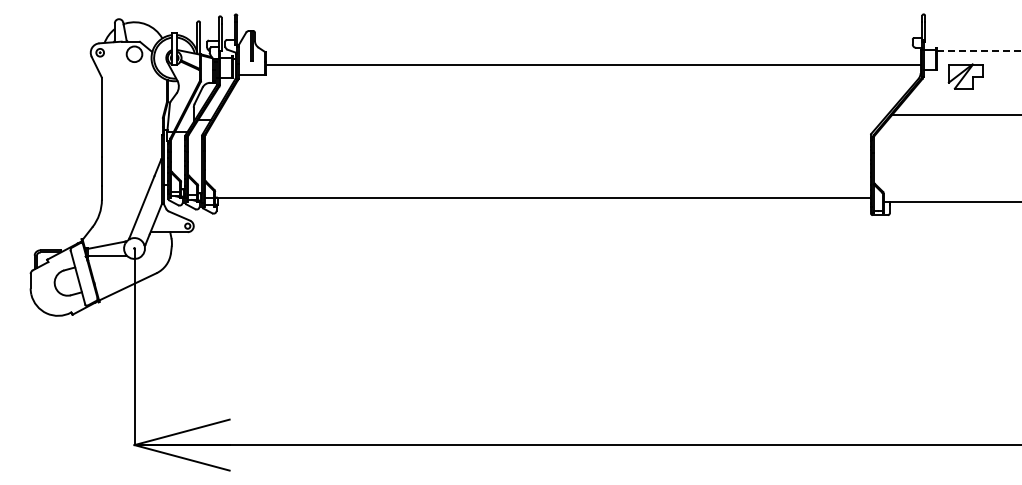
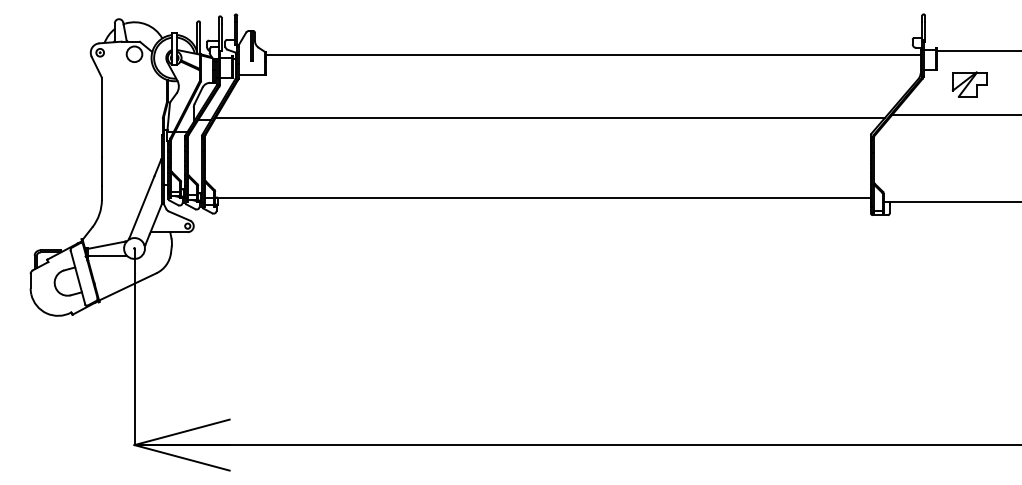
line: dashed -> solid (979, 51)
line position: (593, 65) -> (593, 55) (593, 55)
part position: (965, 76) -> (969, 84) (969, 84)
line: none -> present (549, 118)
